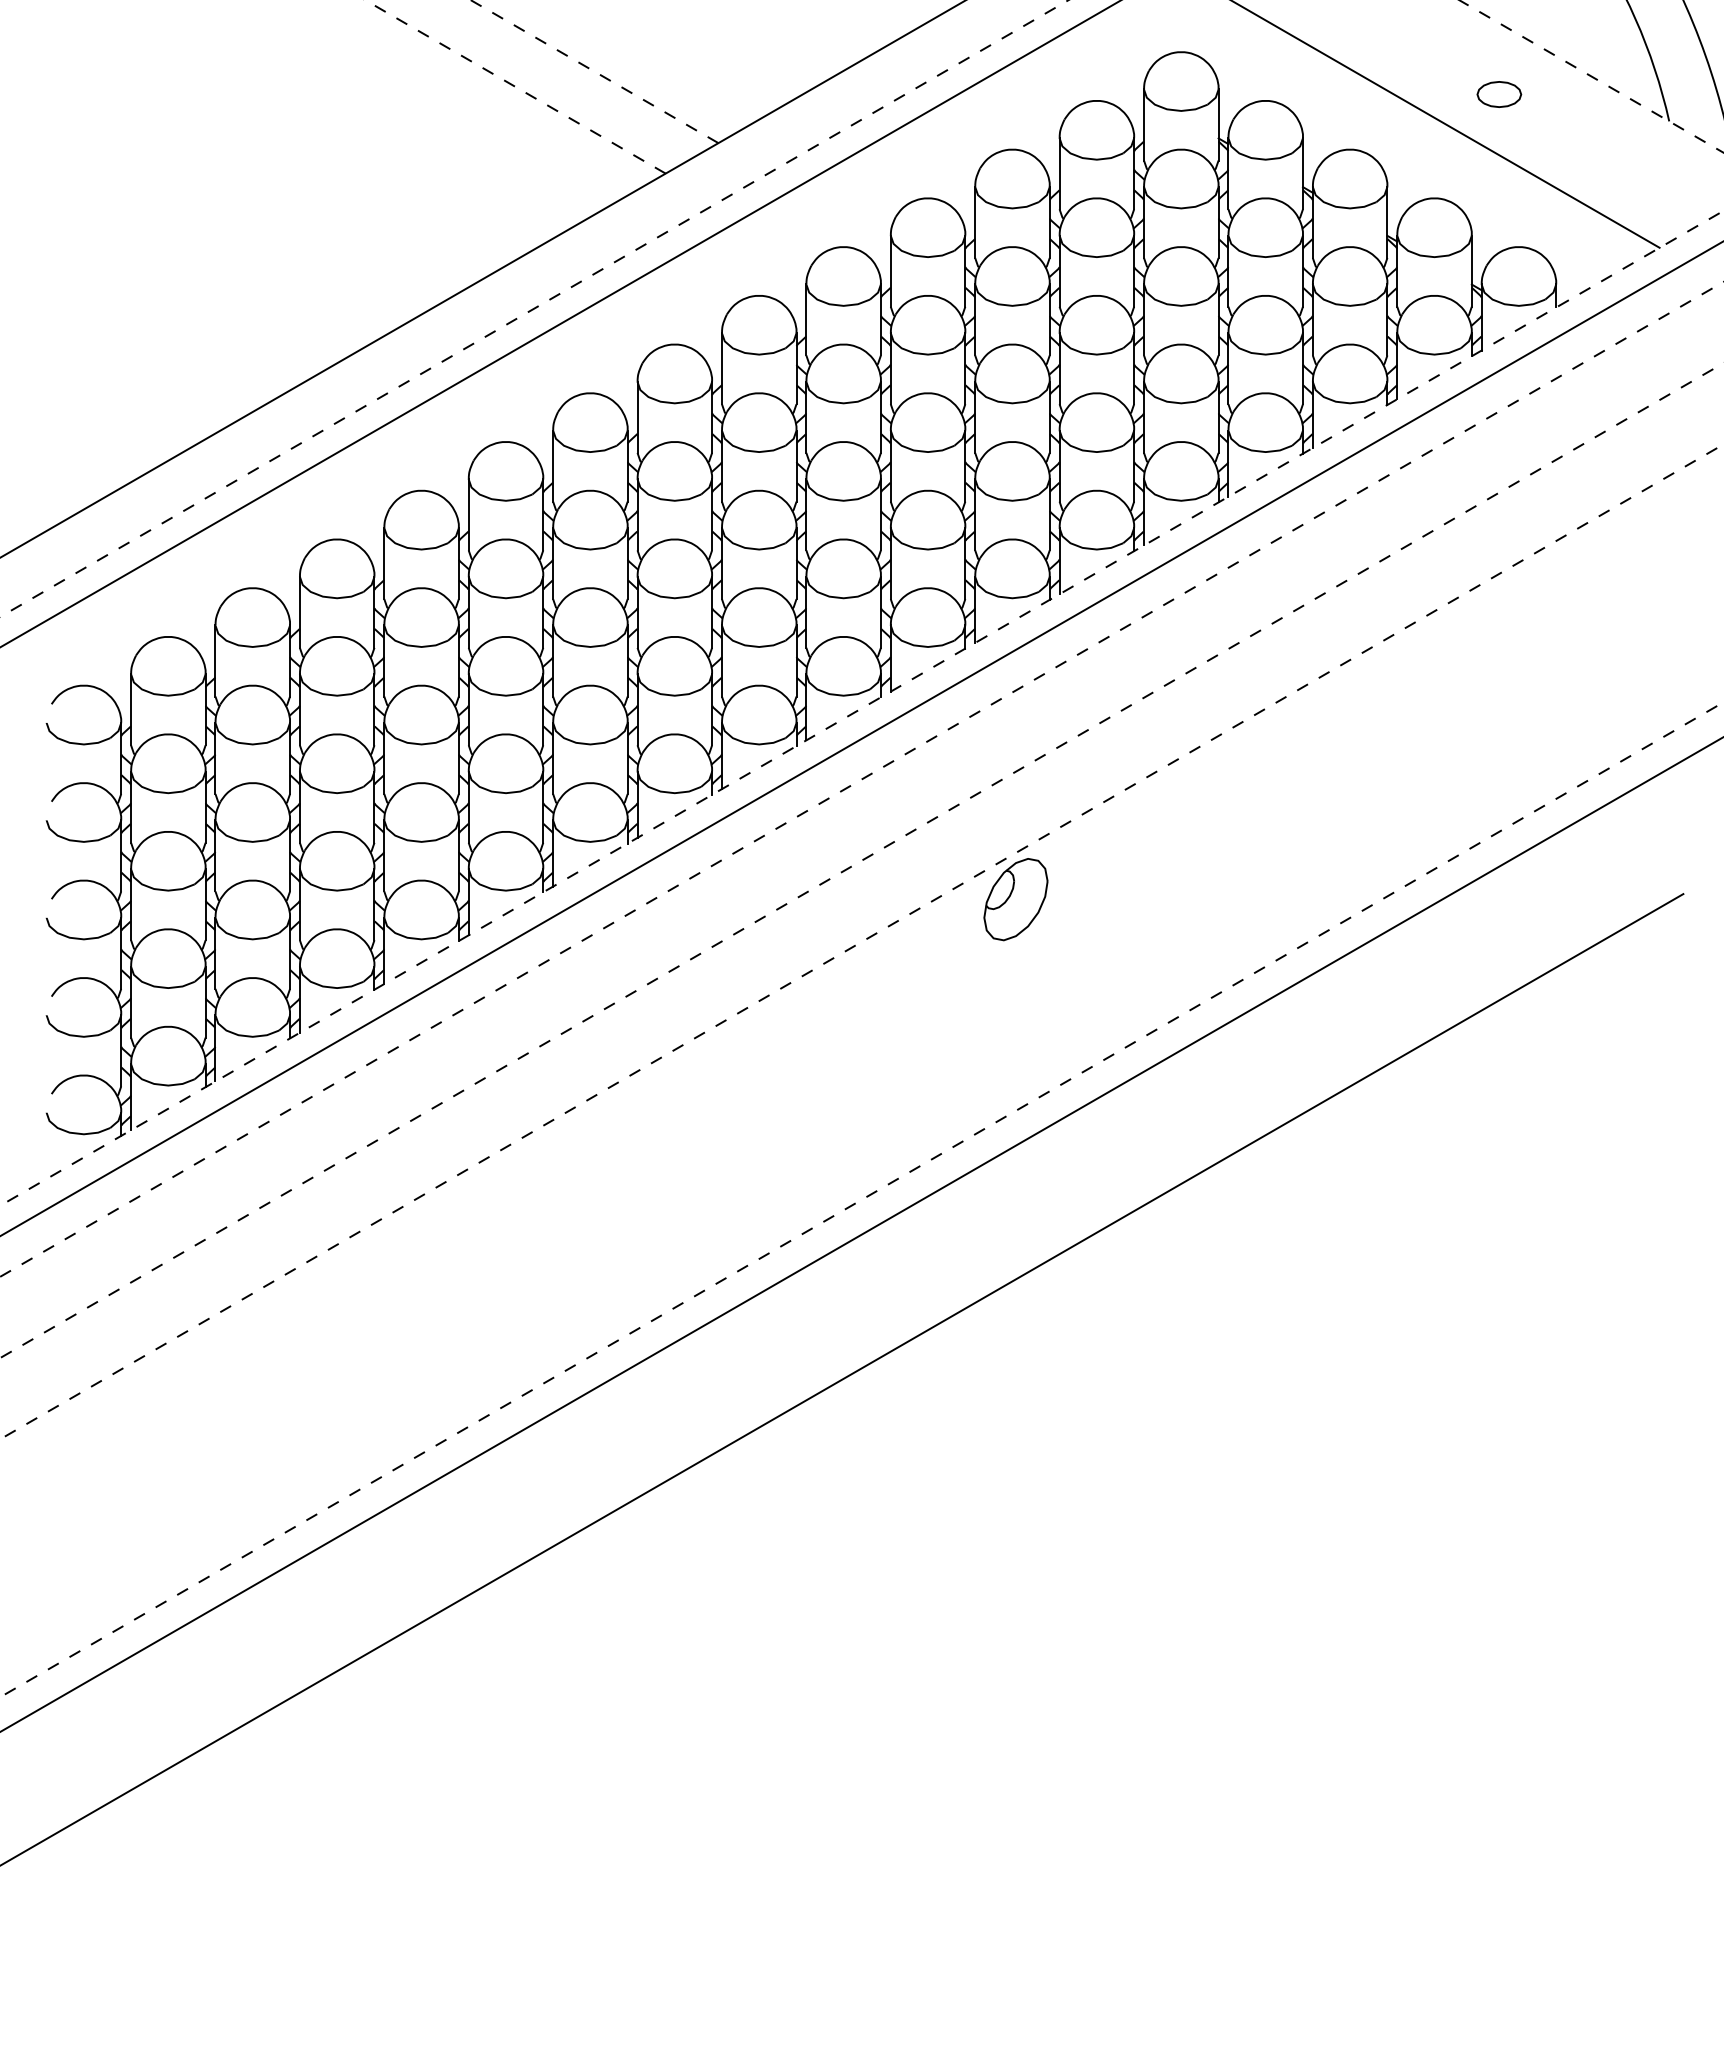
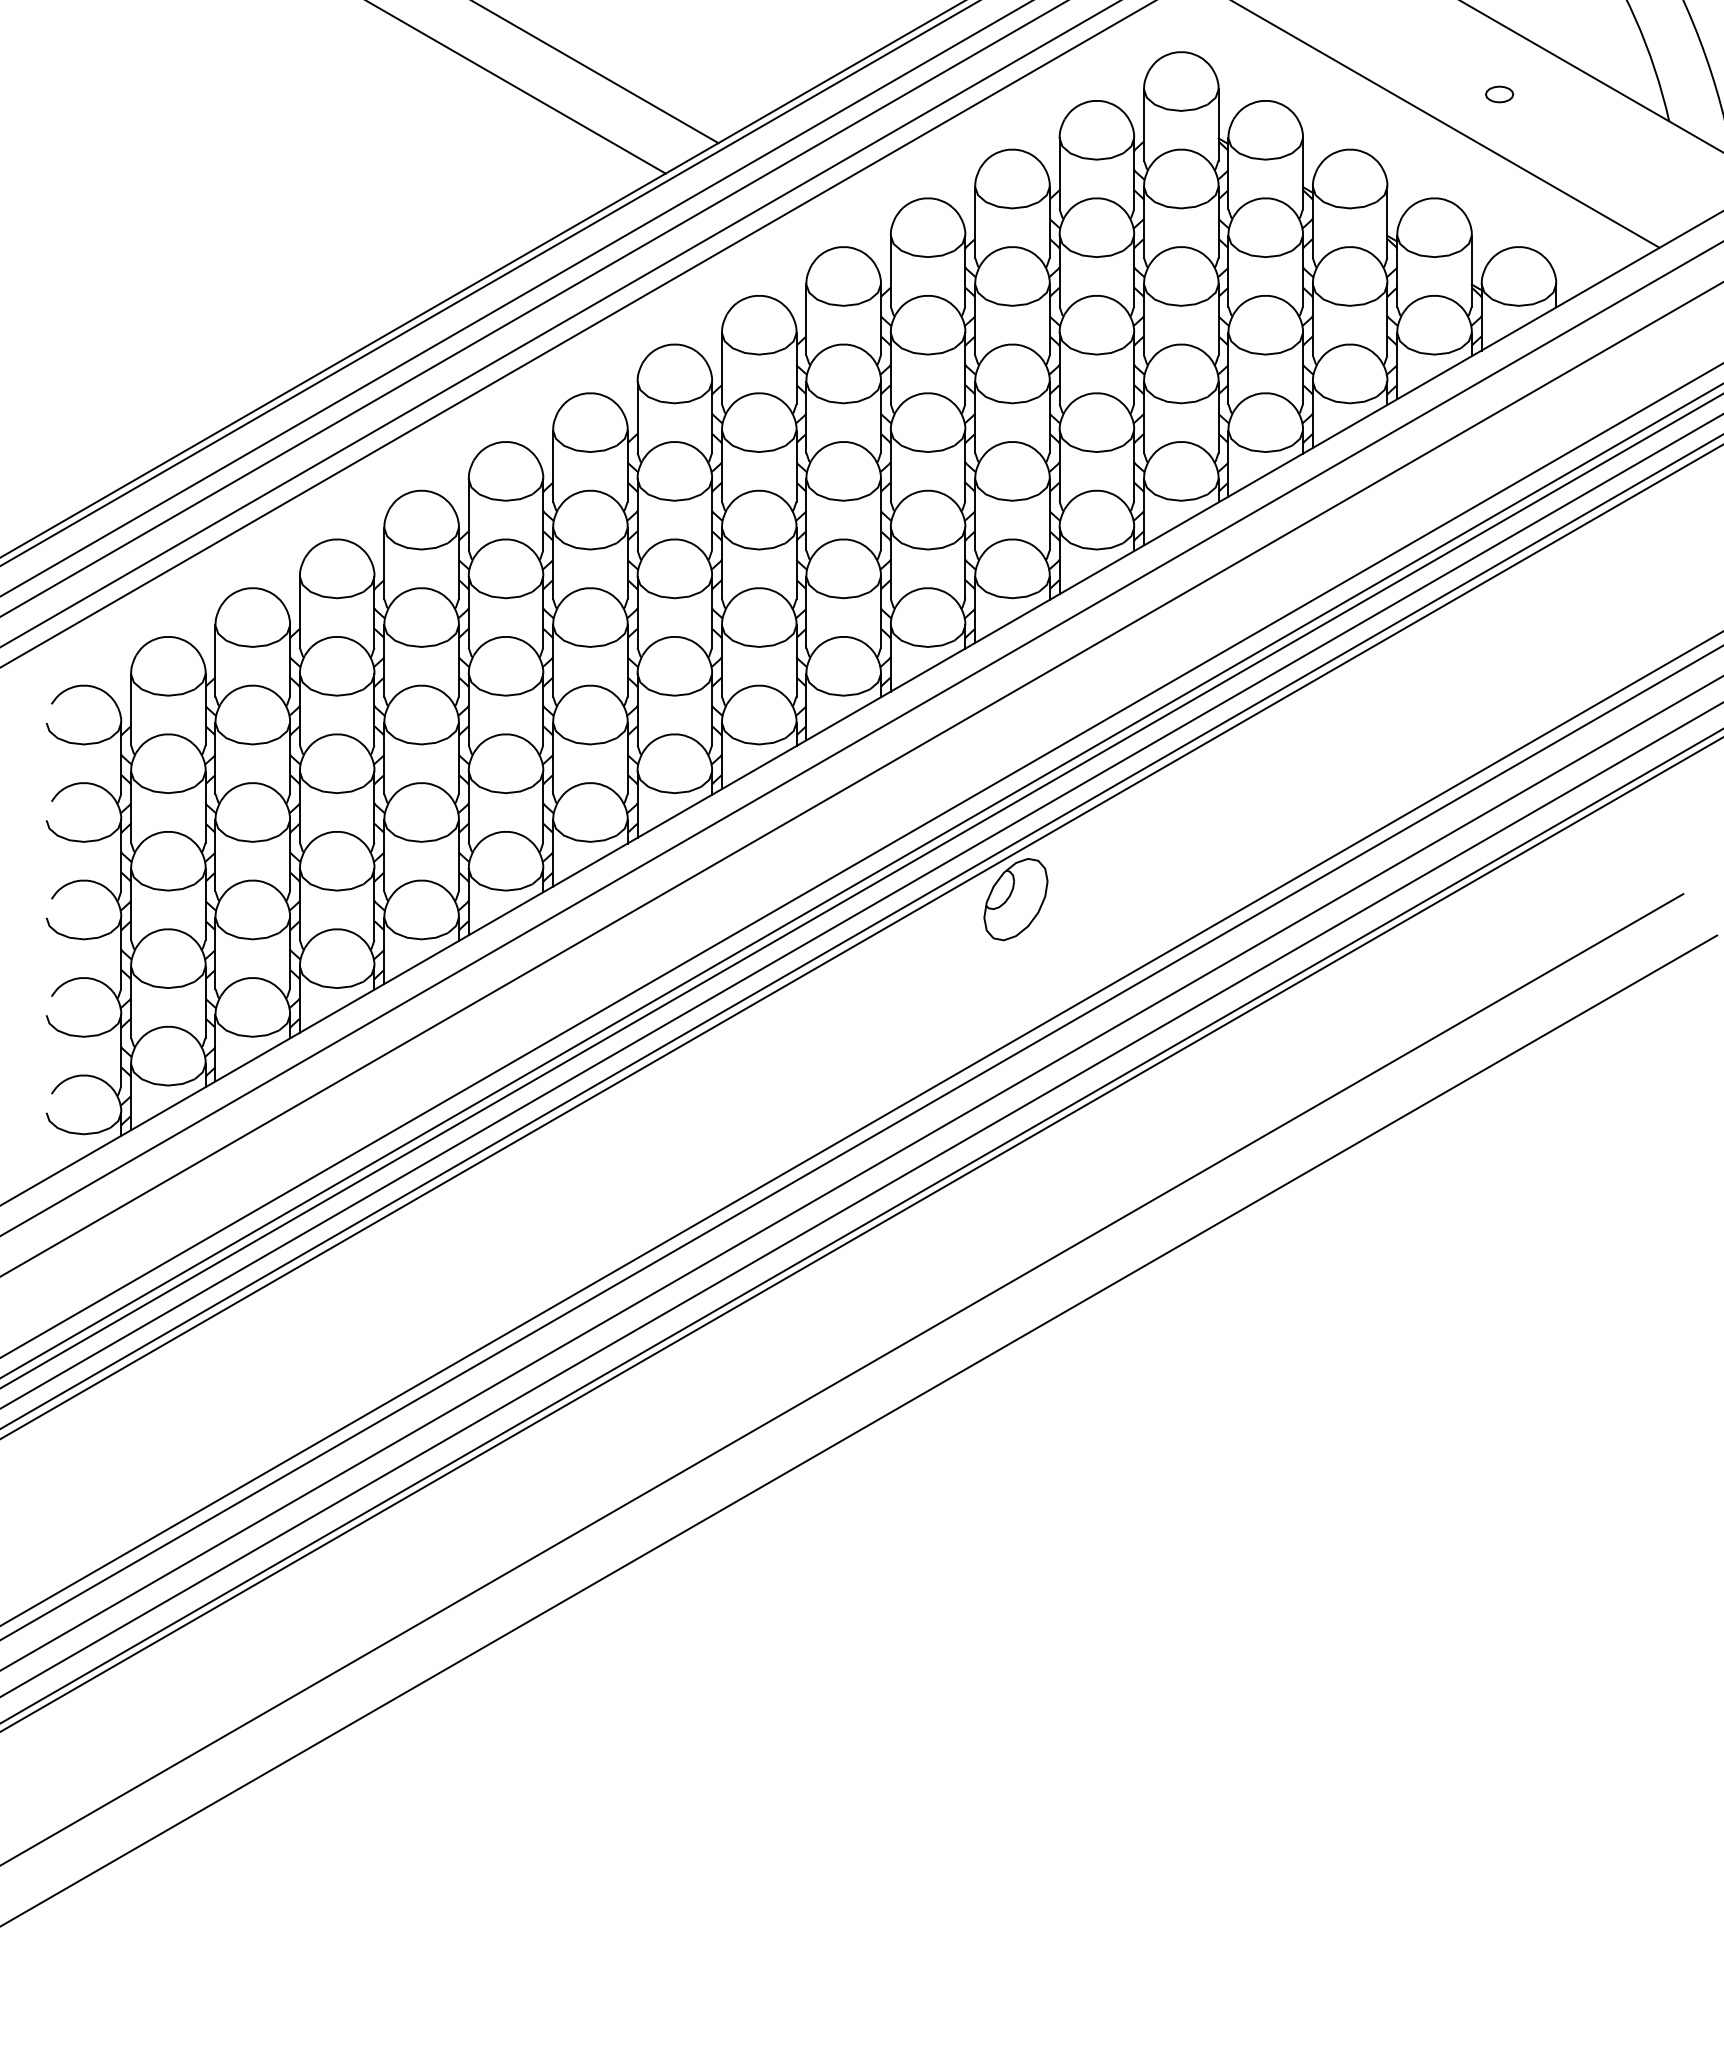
line: dashed -> solid (594, 71)
line: dashed -> solid (1592, 76)
line: dashed -> solid (515, 86)
part size: 47x27 px -> 30x19 px (1499, 94)
line: none -> present (489, 283)
line: none -> present (516, 298)
line: dashed -> solid (534, 308)
line: none -> present (577, 334)
line: dashed -> solid (862, 708)
line: dashed -> solid (862, 779)
line: dashed -> solid (862, 860)
line: none -> present (861, 880)
line: none -> present (861, 891)
line: none -> present (861, 911)
line: none -> present (861, 931)
line: dashed -> solid (862, 941)
line: none -> present (861, 1128)
line: none -> present (861, 1143)
line: none -> present (861, 1173)
line: dashed -> solid (861, 1199)
line: none -> present (861, 1226)
line: none -> present (859, 1430)
